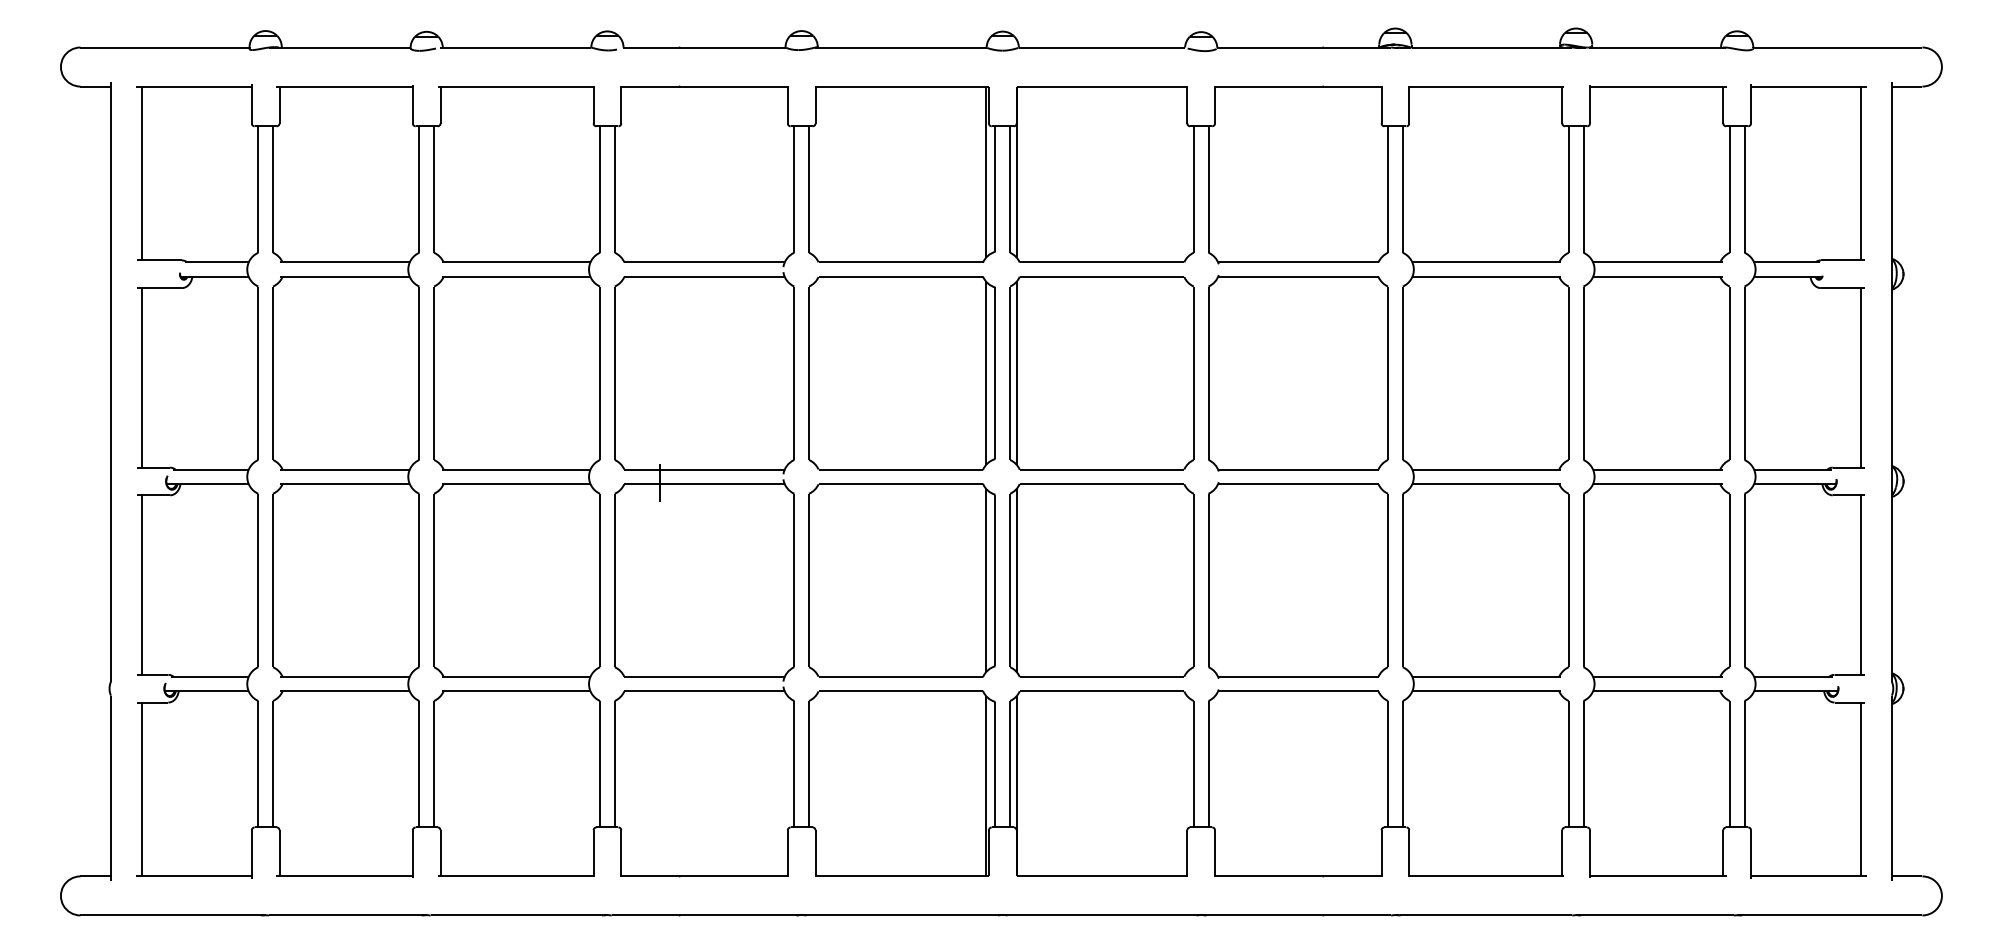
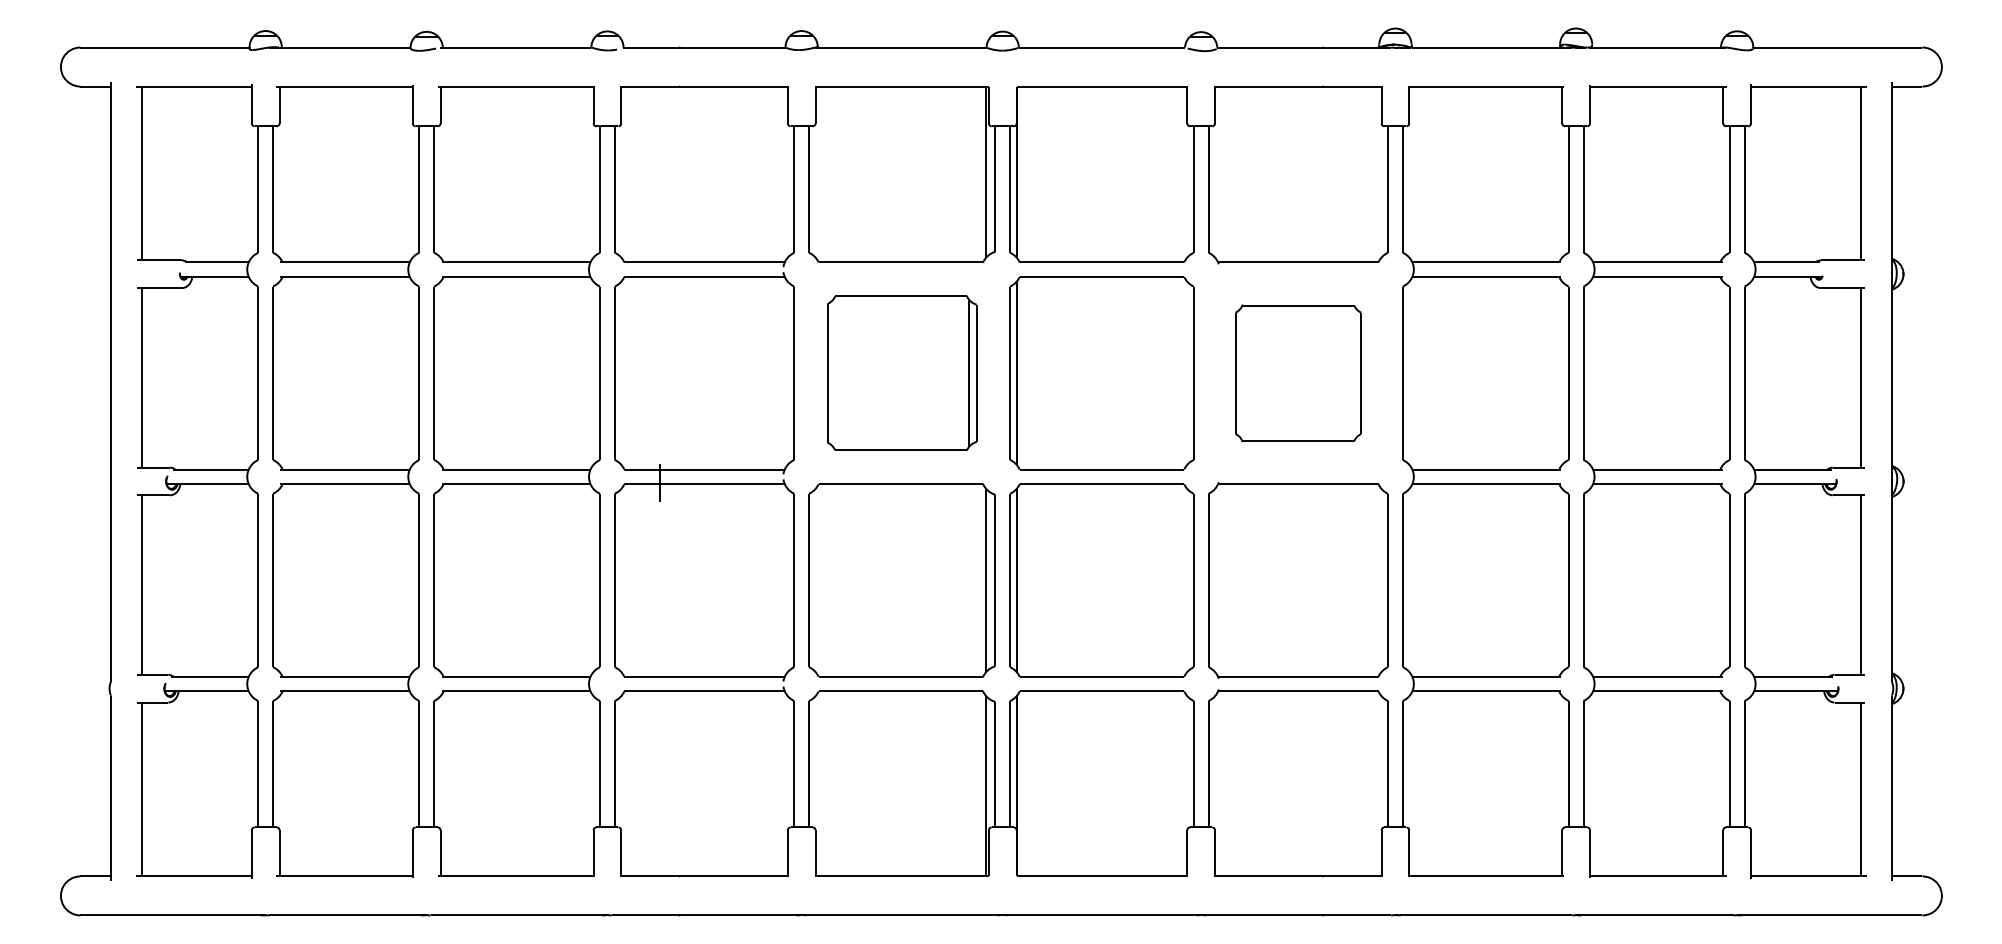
part size: 188x195 px -> 151x156 px (902, 372)
part size: 181x197 px -> 127x139 px (1298, 373)
